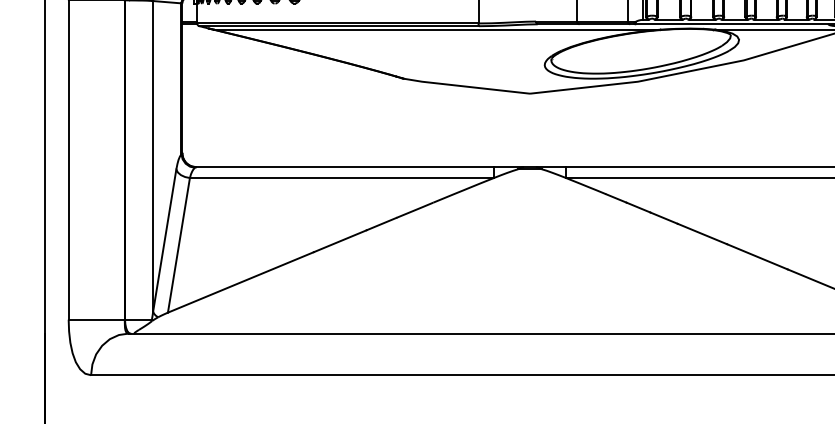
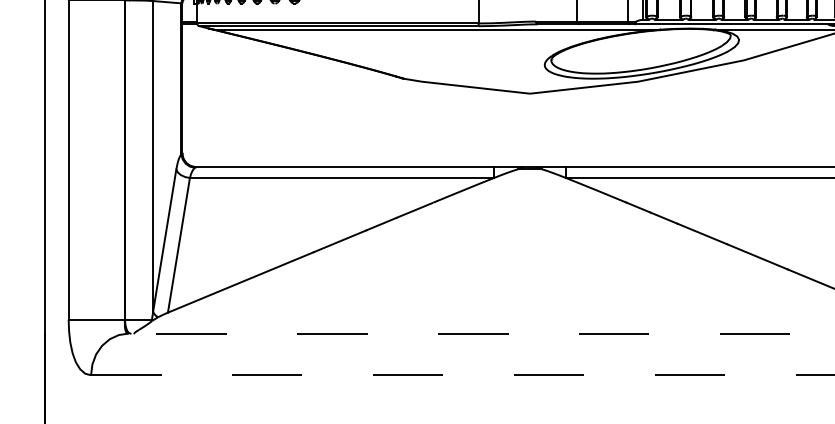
line: solid -> dashed (481, 333)
line: solid -> dashed (462, 375)
